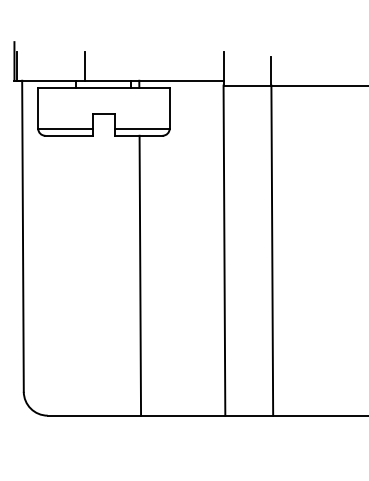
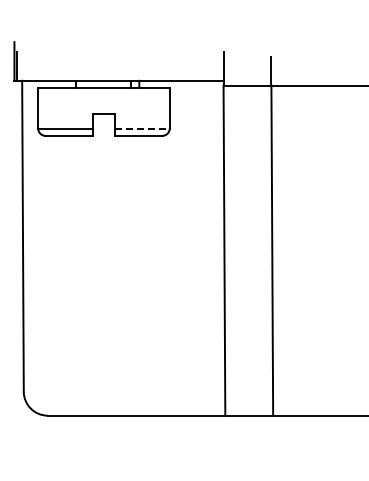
line: present -> none (85, 66)
line: solid -> dashed (142, 128)
line: present -> none (140, 275)
